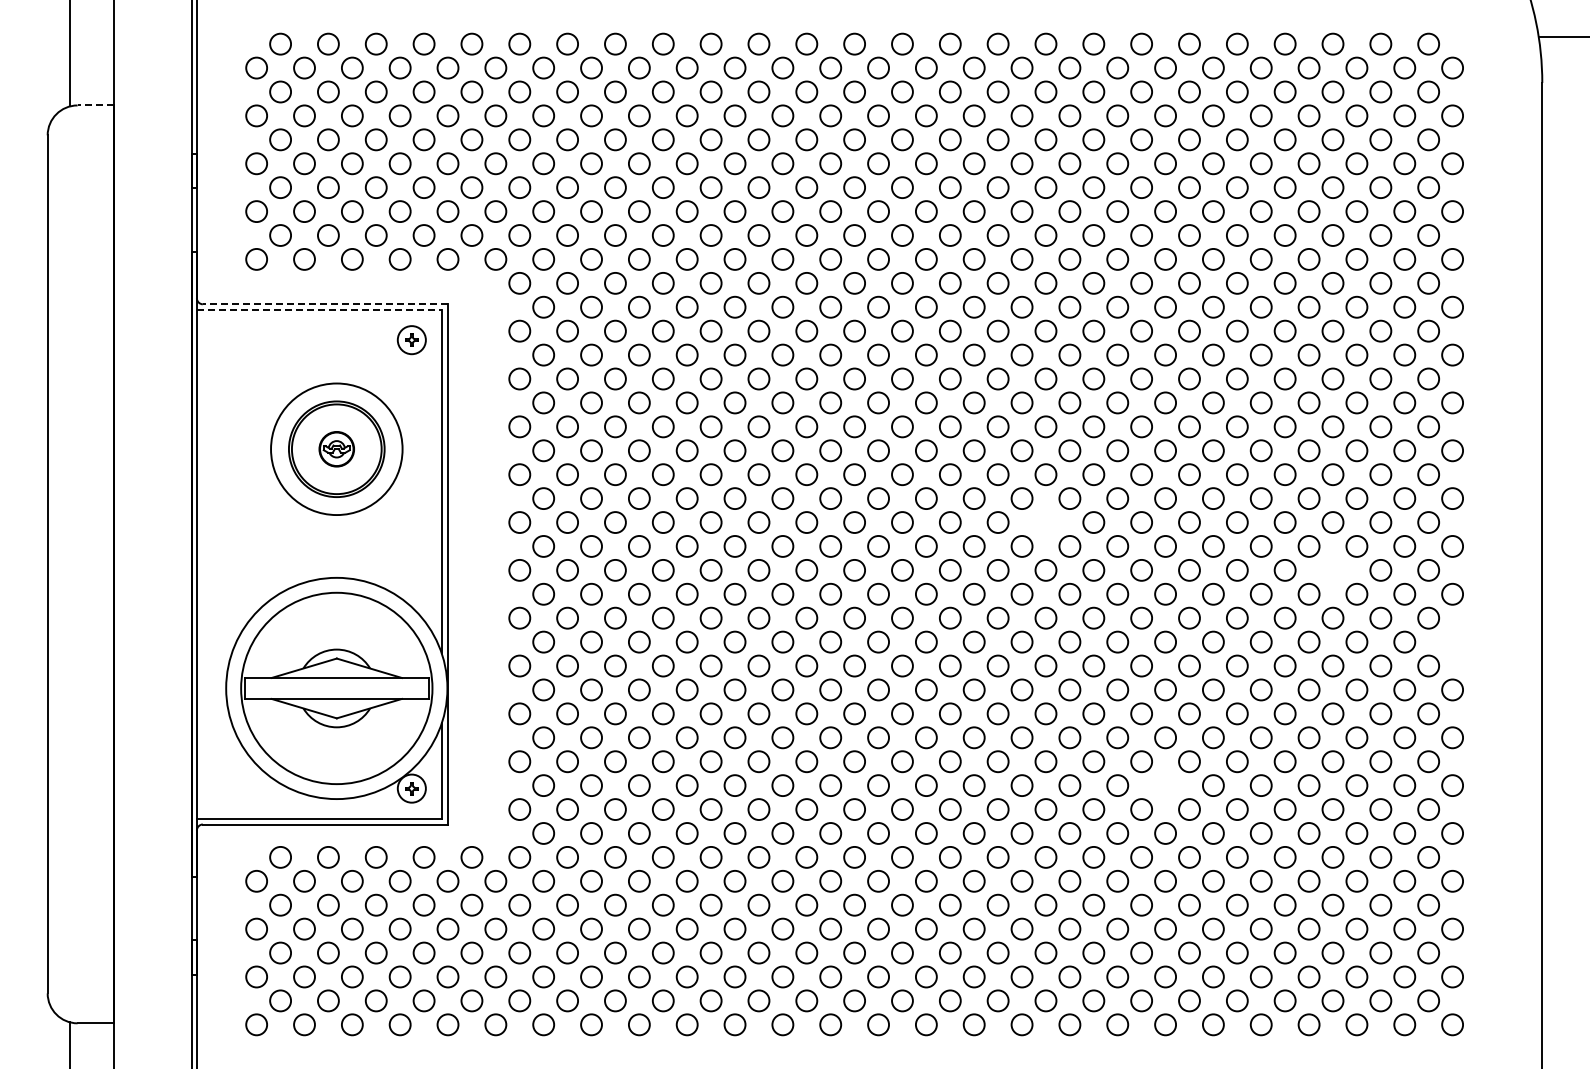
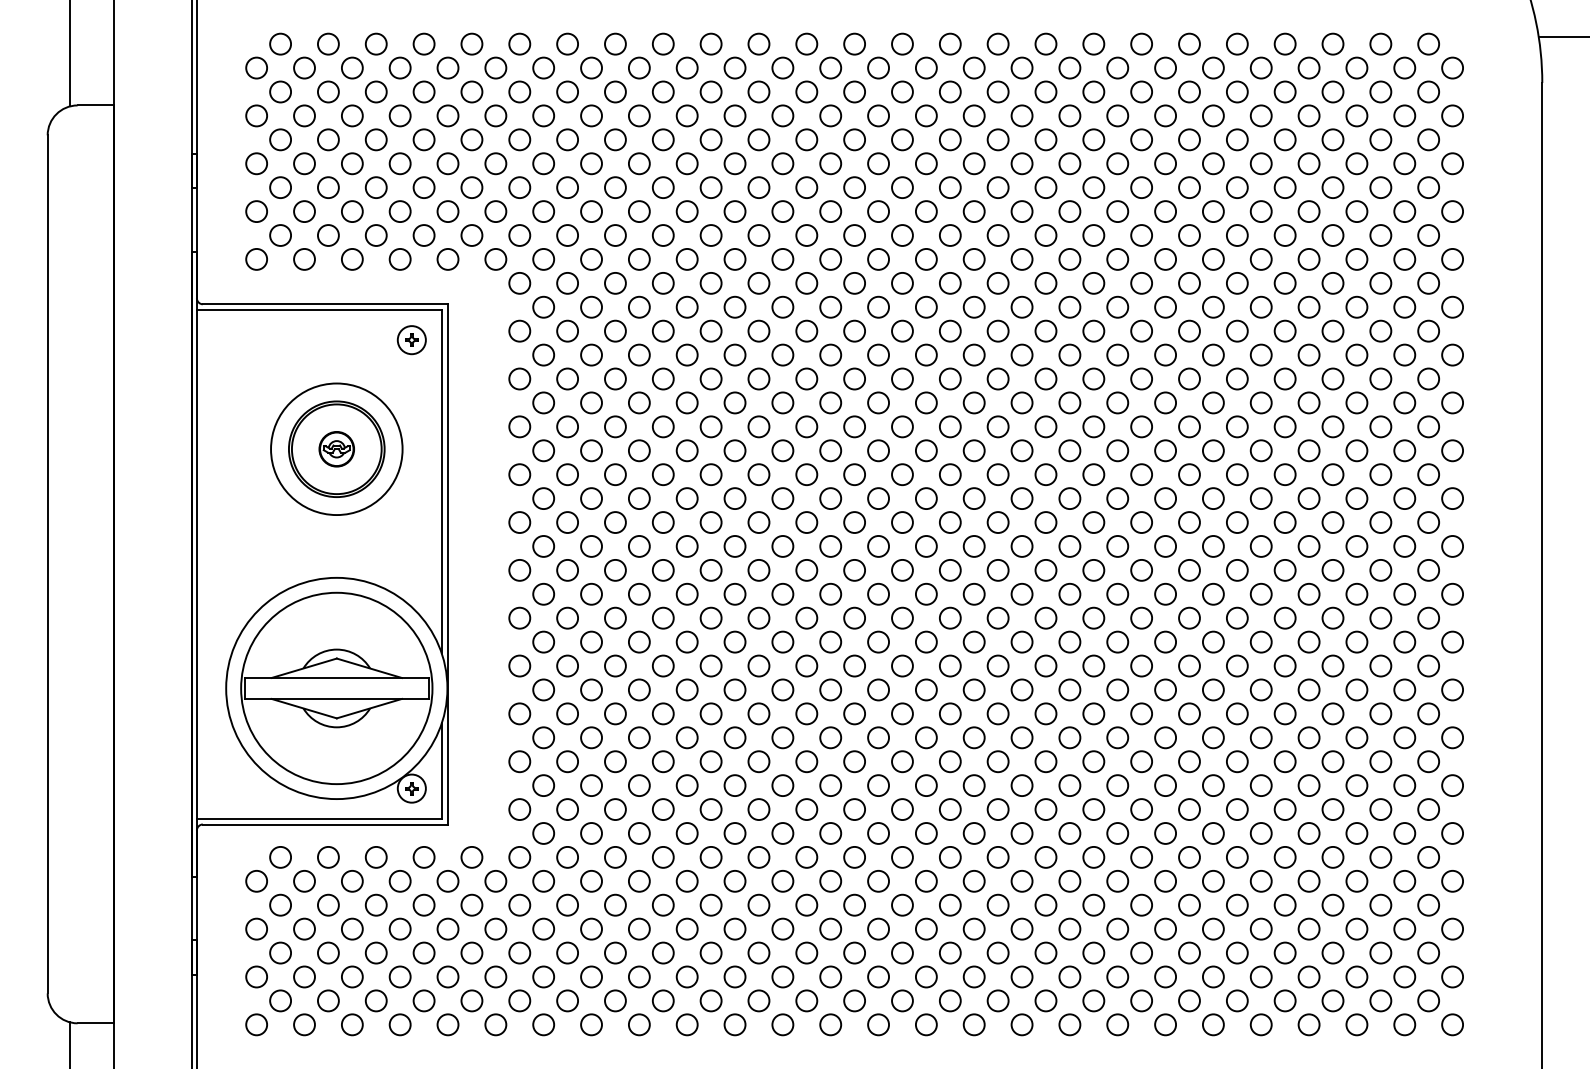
line: dashed -> solid (95, 105)
line: dashed -> solid (325, 304)
line: dashed -> solid (319, 310)
circle: none -> present (1045, 522)
circle: none -> present (1332, 570)
circle: none -> present (1452, 641)
circle: none -> present (1165, 785)
